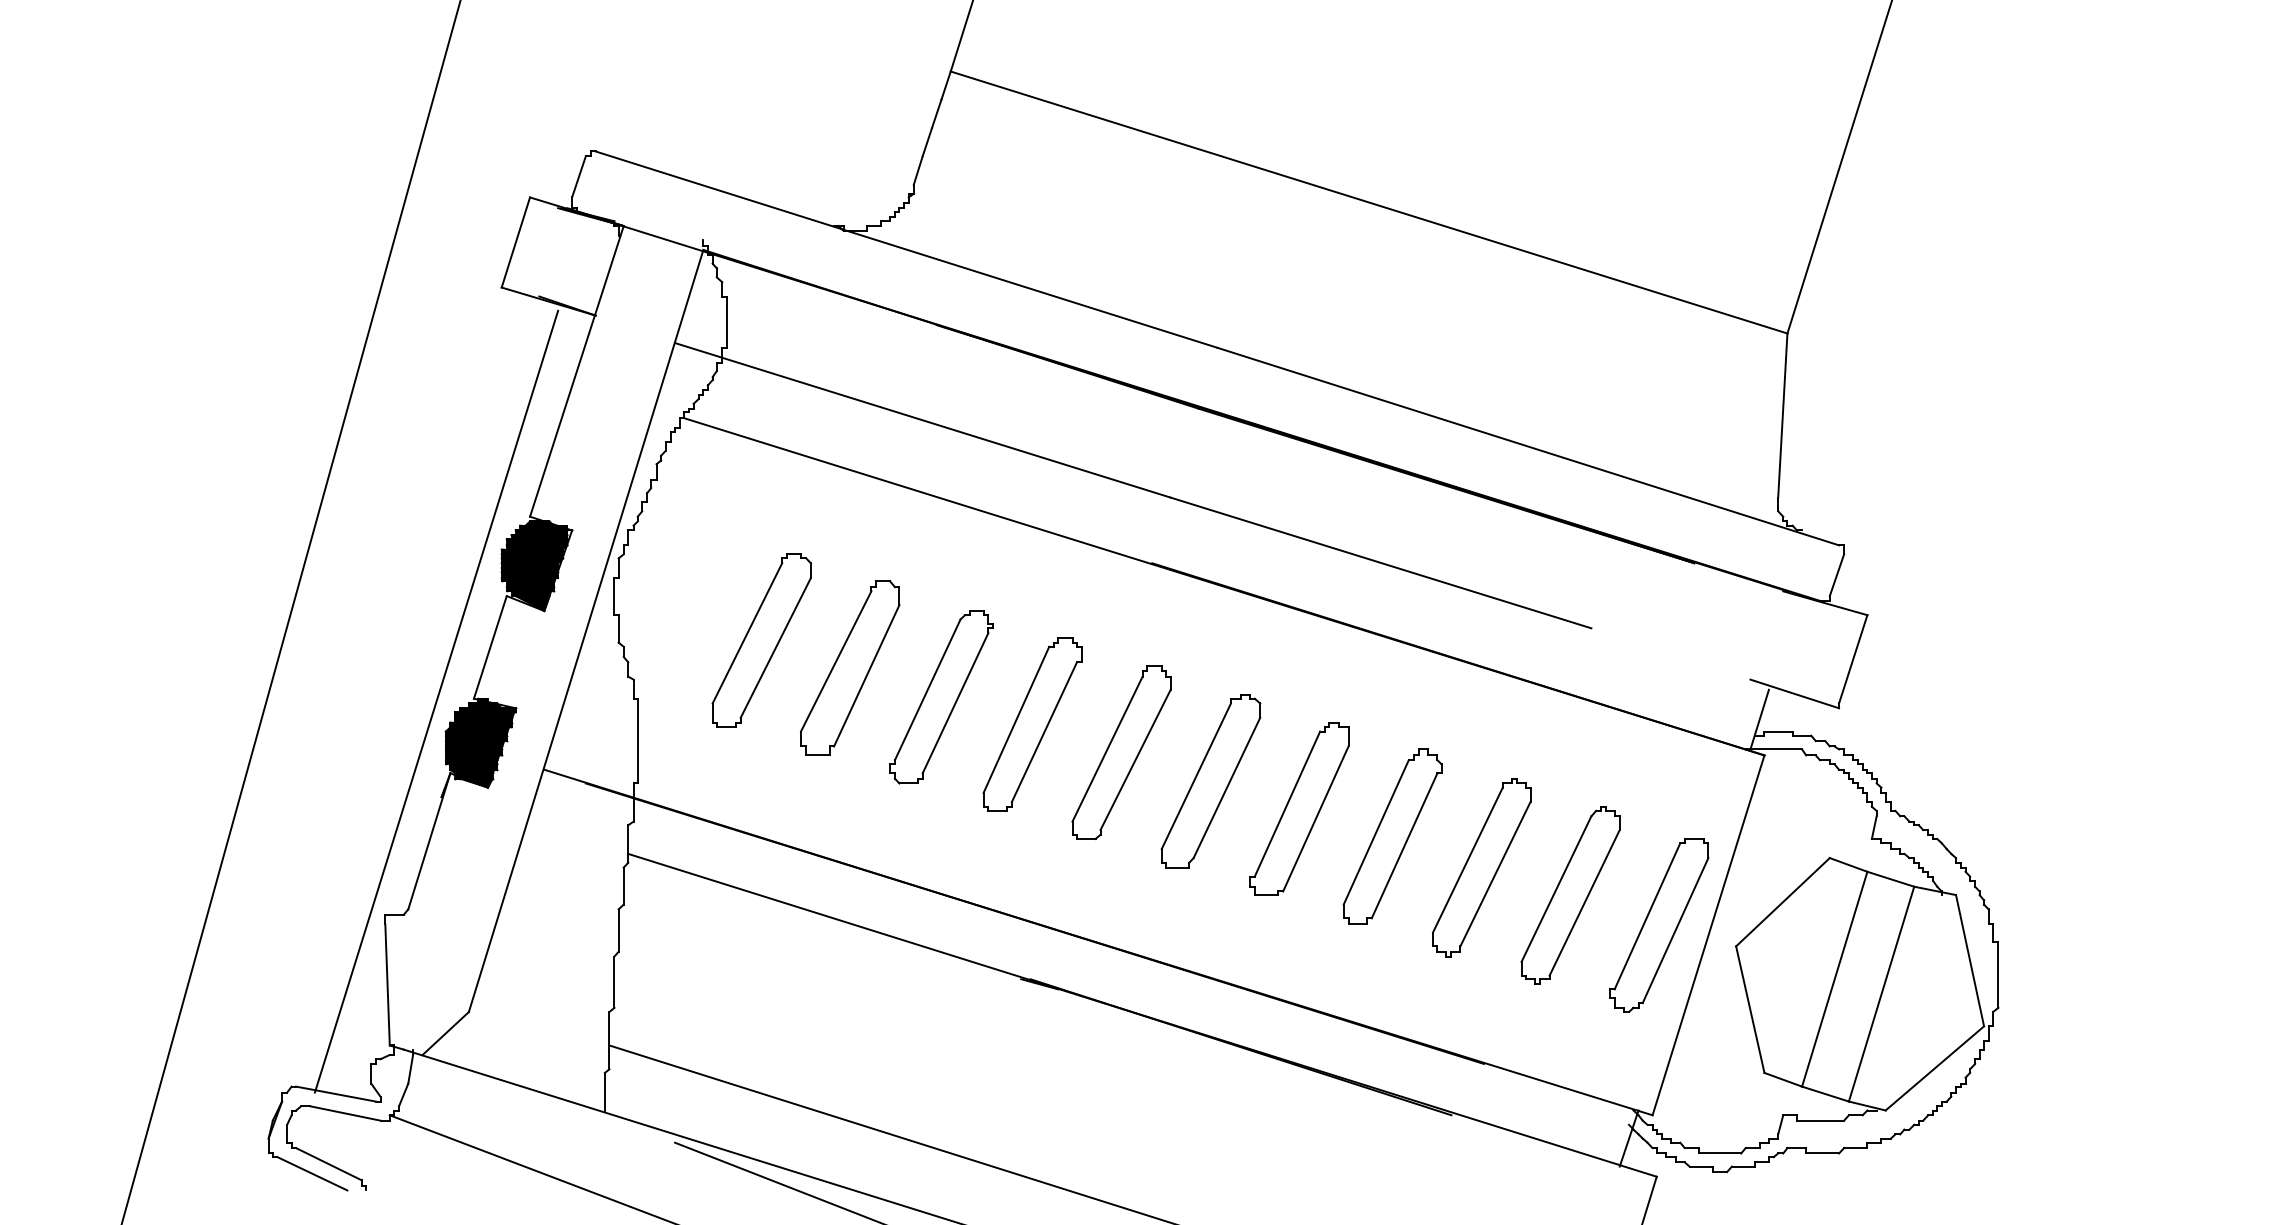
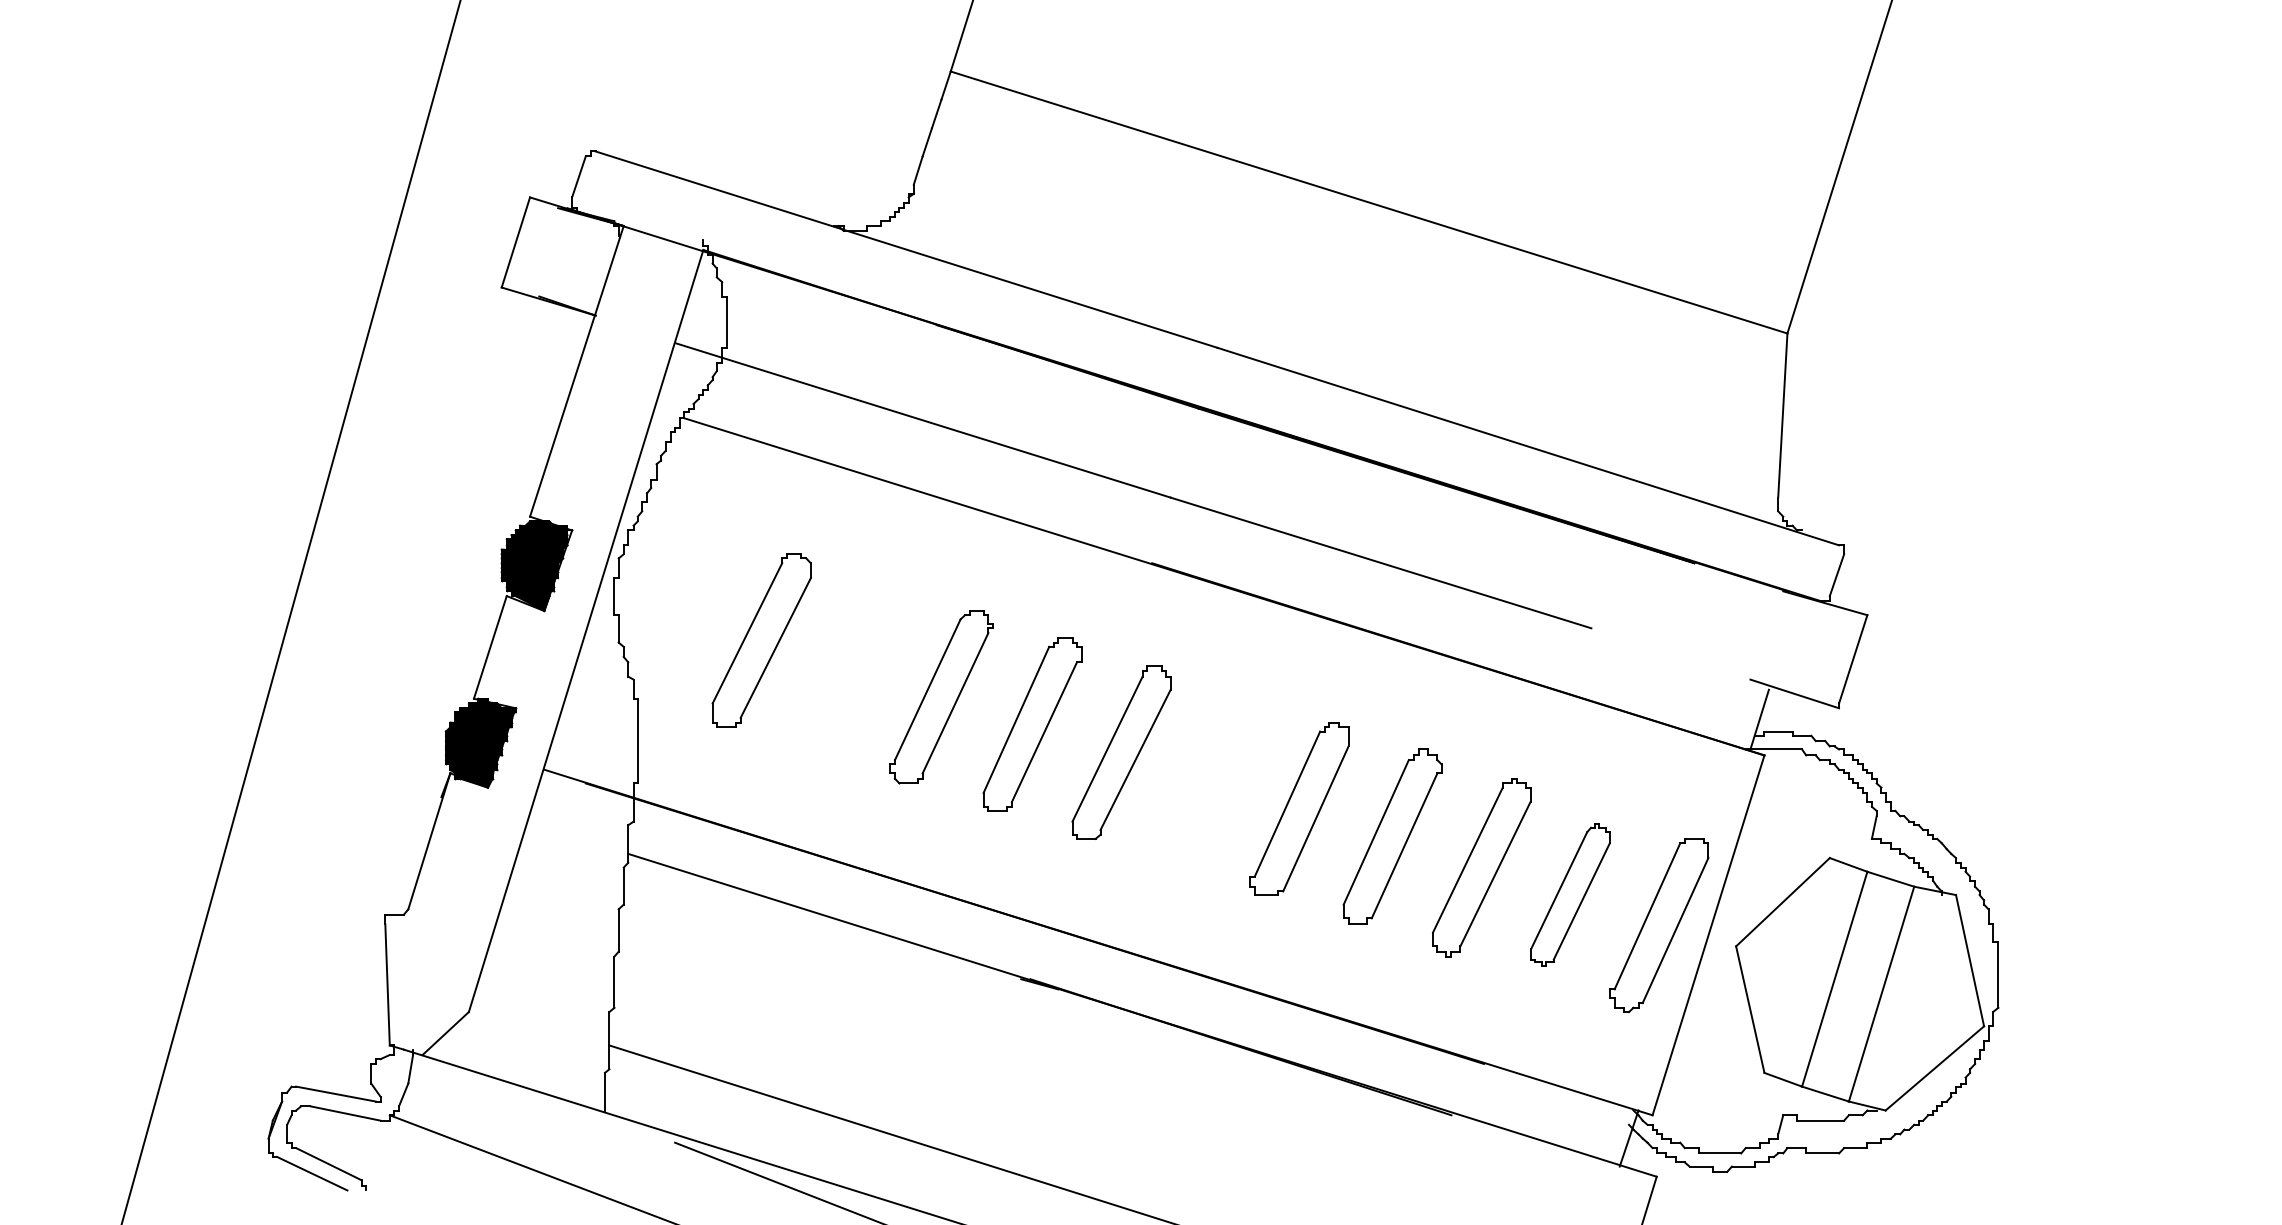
part: present -> none (850, 667)
line: present -> none (436, 701)
part: present -> none (1210, 781)
part size: 101x179 px -> 81x144 px (1570, 894)
